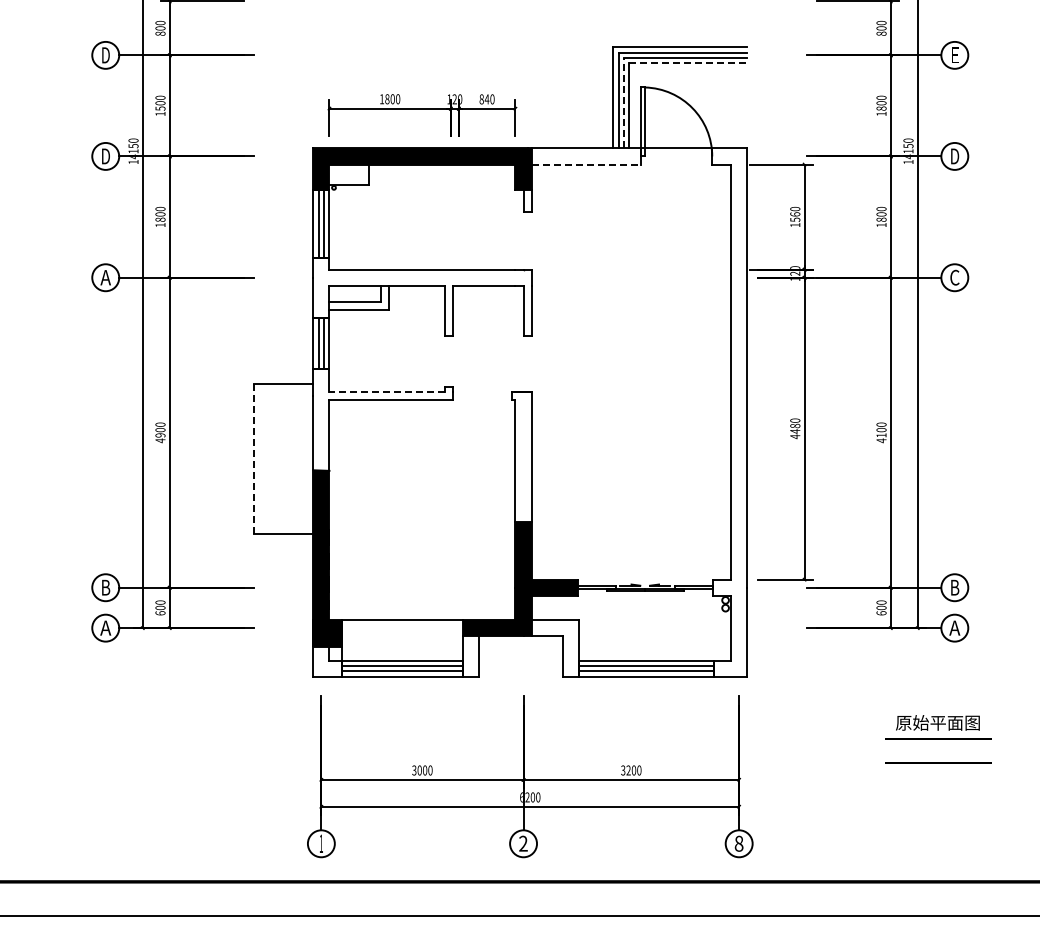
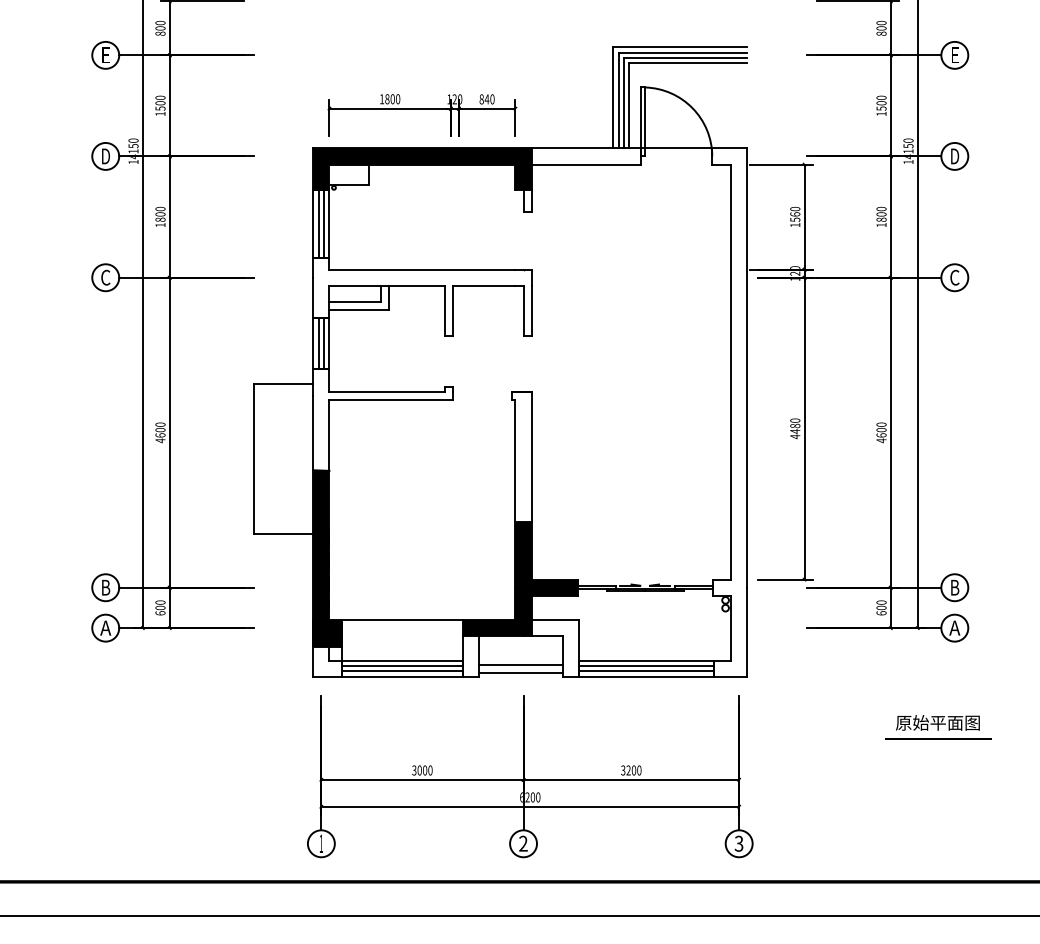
text: D -> E (105, 55)
line: dashed -> solid (688, 63)
line: dashed -> solid (623, 102)
text: 1800 -> 1500 (881, 108)
line: dashed -> solid (586, 164)
text: A -> C (105, 277)
line: dashed -> solid (387, 392)
text: 4900 -> 4600 (160, 435)
text: 4100 -> 4600 (881, 435)
line: dashed -> solid (254, 459)
line: none -> present (520, 664)
line: none -> present (520, 672)
line: present -> none (938, 762)
text: 8 -> 3 (738, 843)
